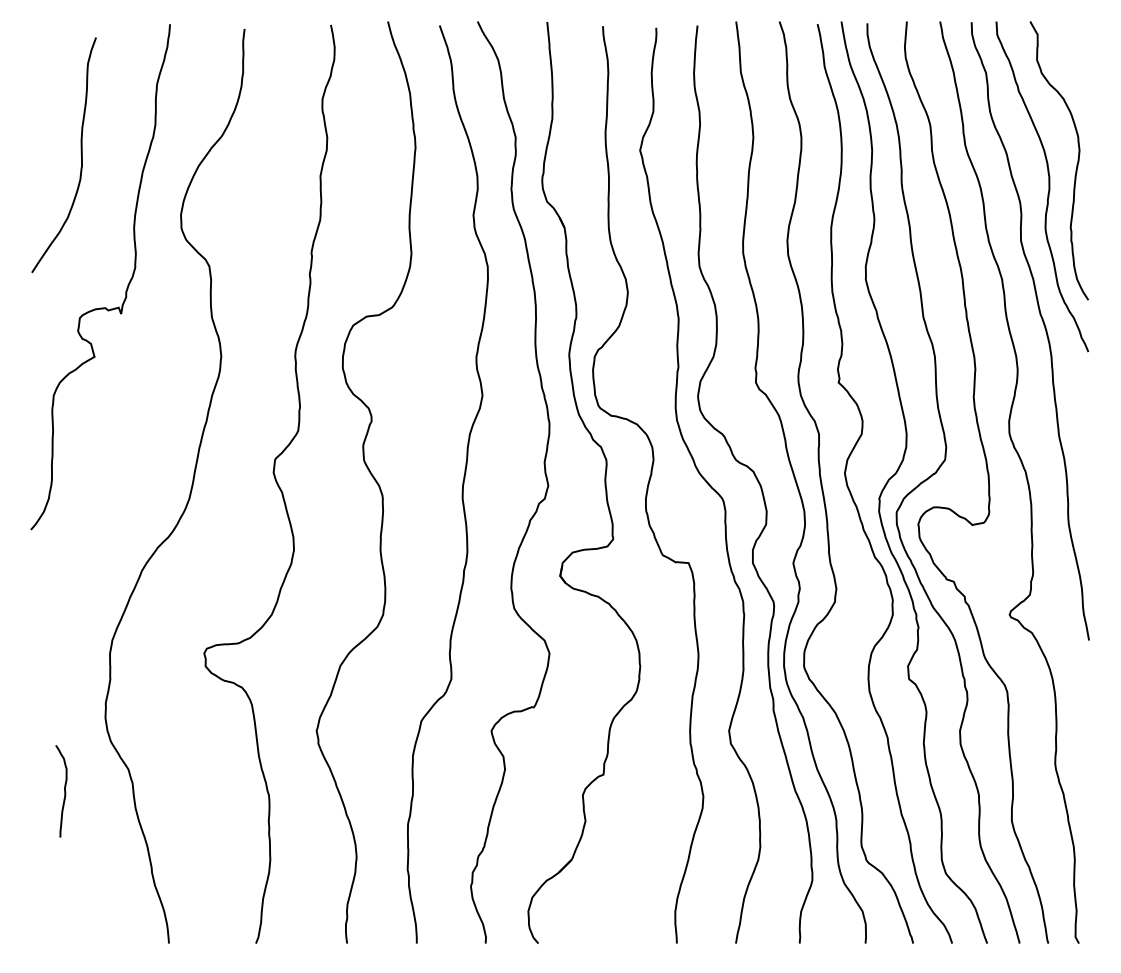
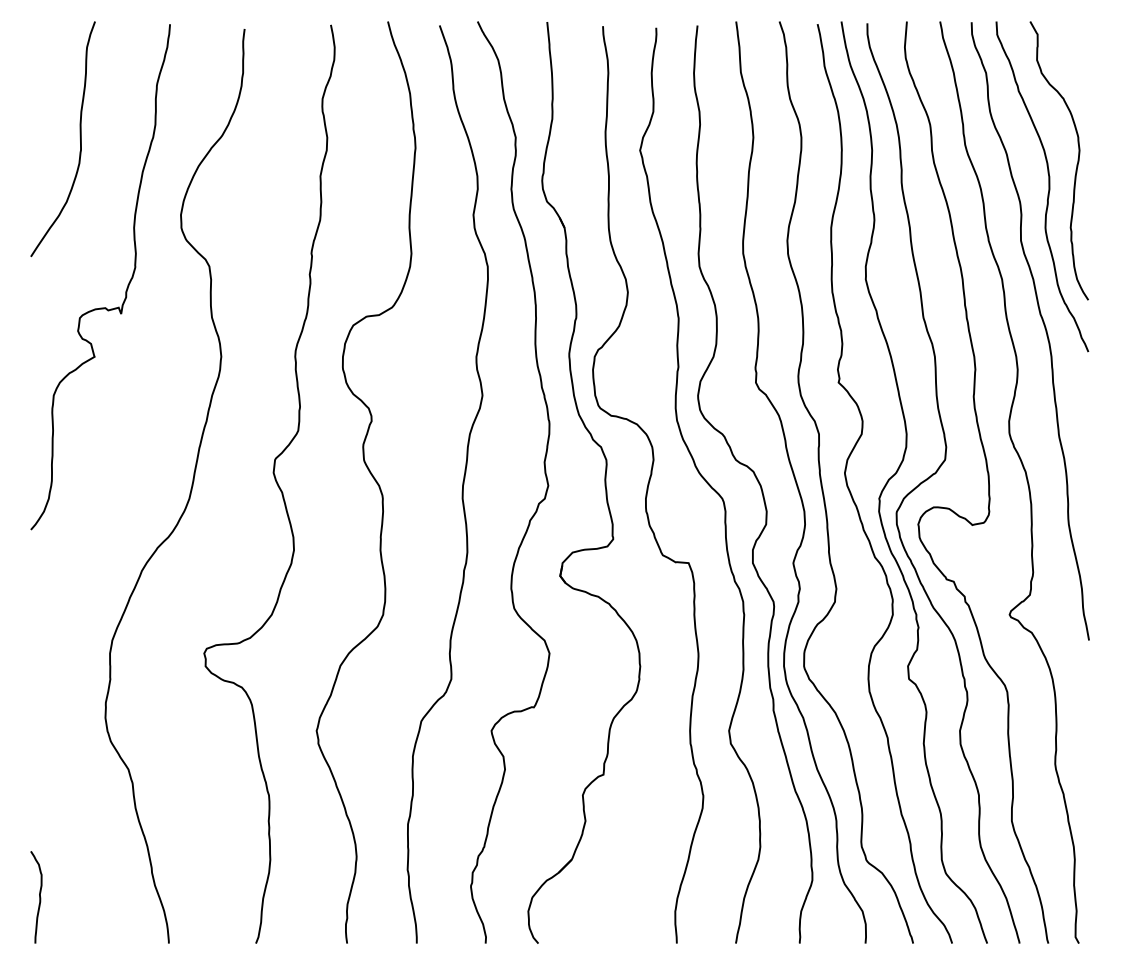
curve position: (80, 153) -> (79, 137) (79, 137)
curve position: (64, 791) -> (39, 897) (39, 897)
